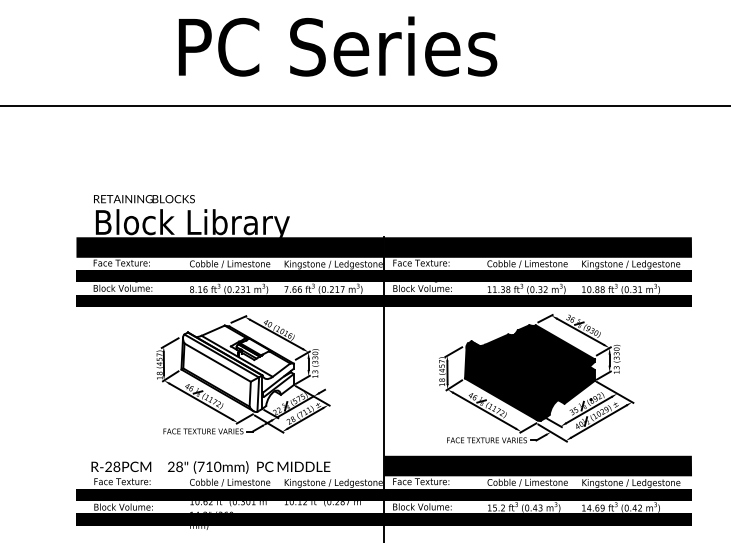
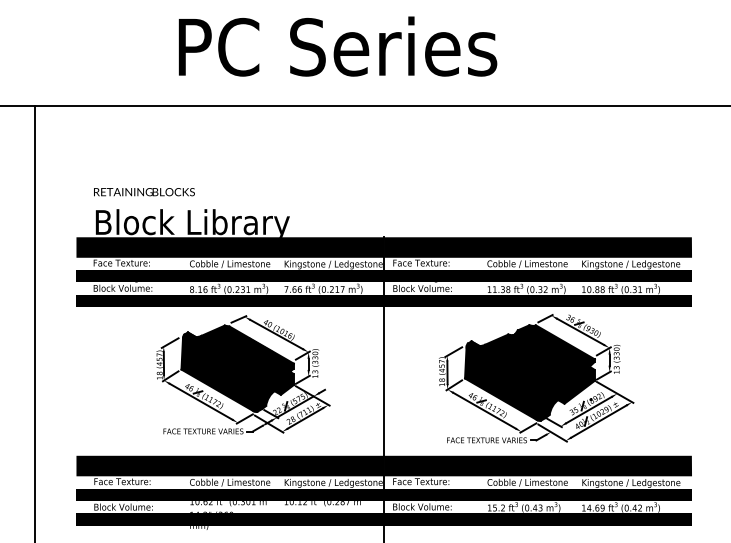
text position: (144, 199) -> (144, 192) (144, 192)
line: none -> present (35, 322)
fill: none -> present (237, 368)
fill: none -> present (230, 465)
